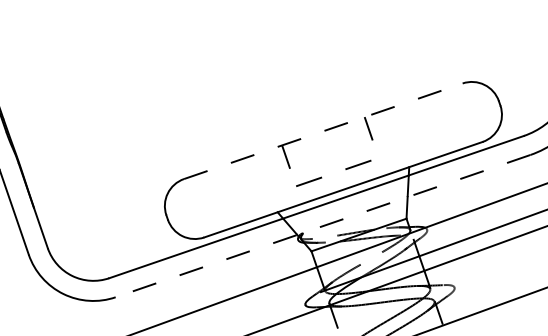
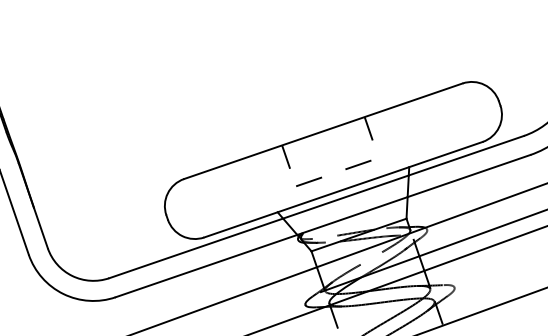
line: dashed -> solid (323, 131)
line: dashed -> solid (322, 226)
